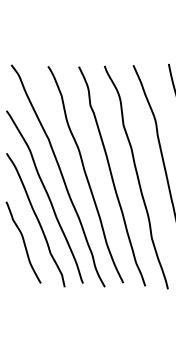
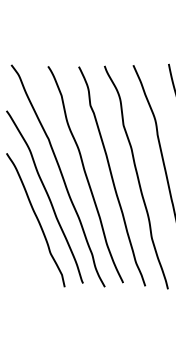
curve: present -> none (23, 242)
